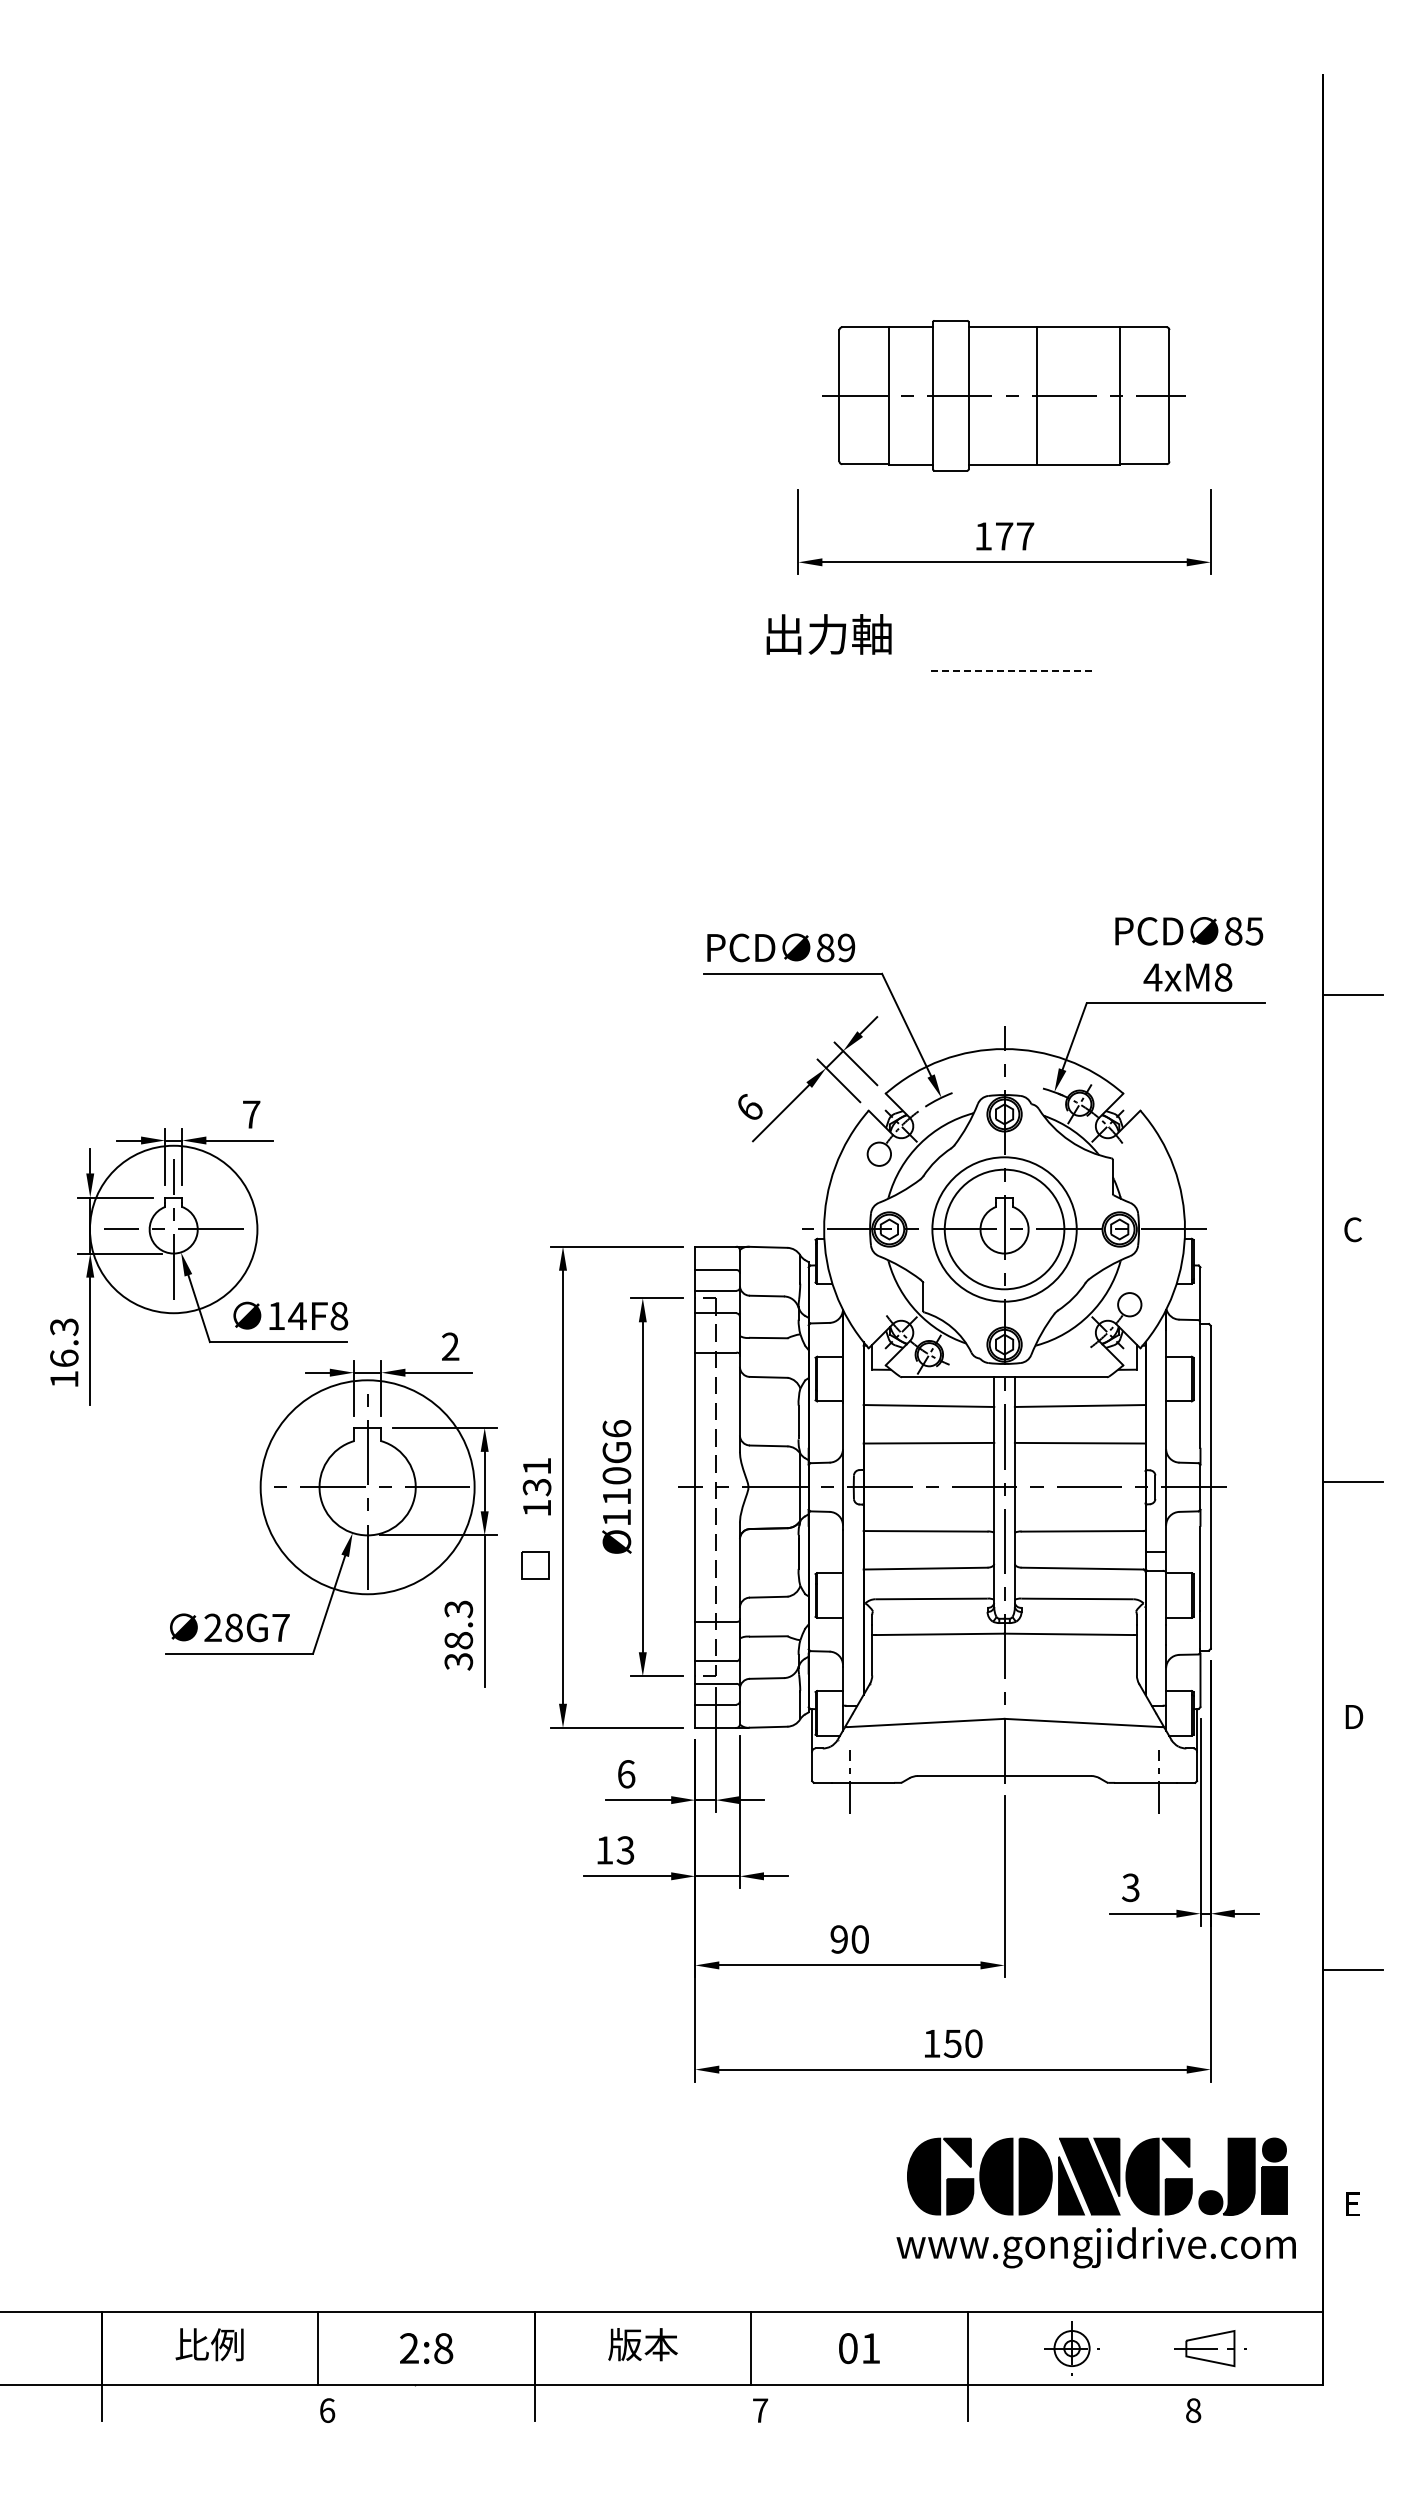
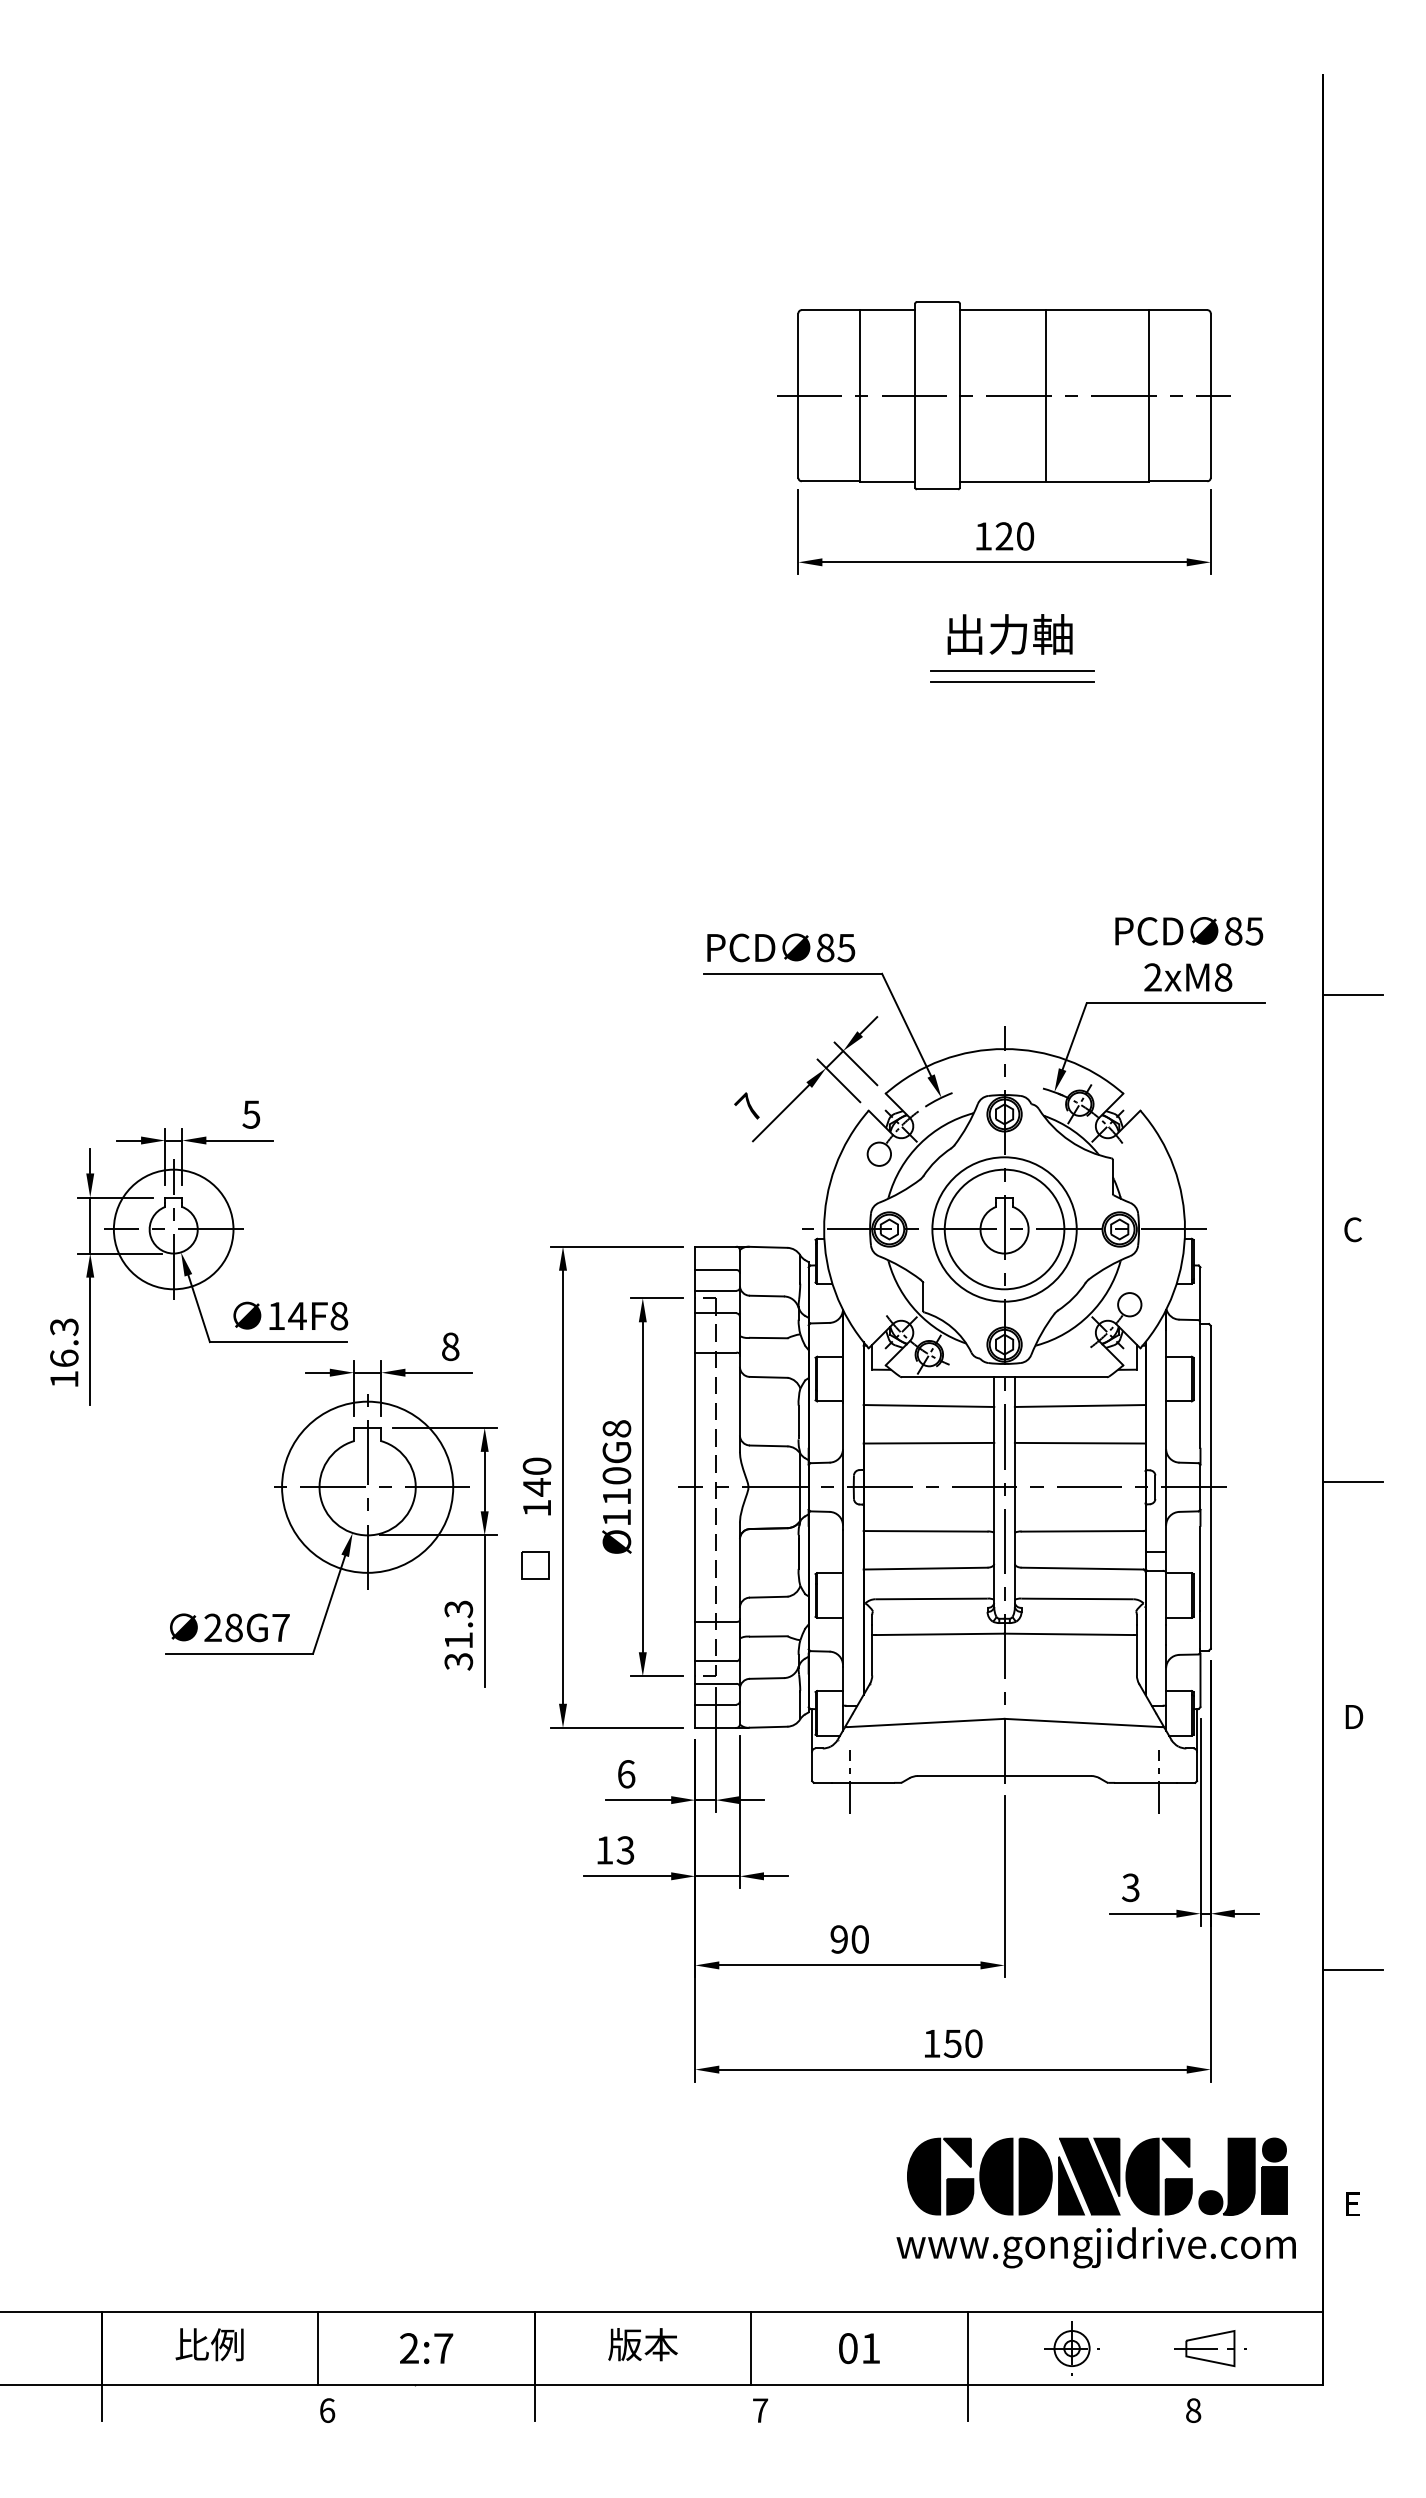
part size: 364x152 px -> 454x190 px (1003, 395)
text: 177 -> 120 (1014, 536)
text position: (828, 634) -> (1009, 634) (1009, 634)
line: dashed -> solid (1012, 671)
line: none -> present (1012, 681)
text: 89 -> 85 (846, 947)
text: 4xM8 -> 2xM8 (1152, 977)
text: 6 -> 7 (748, 1105)
text: 7 -> 5 (251, 1114)
circle diameter: 167 px -> 120 px (173, 1229)
text: 2 -> 8 (450, 1346)
text: Ø110G6 -> Ø110G8 (616, 1428)
text: 131 -> 140 (536, 1476)
circle diameter: 214 px -> 171 px (367, 1486)
text: 38.3 -> 31.3 (458, 1640)
text: 2:8 -> 2:7 (443, 2348)
